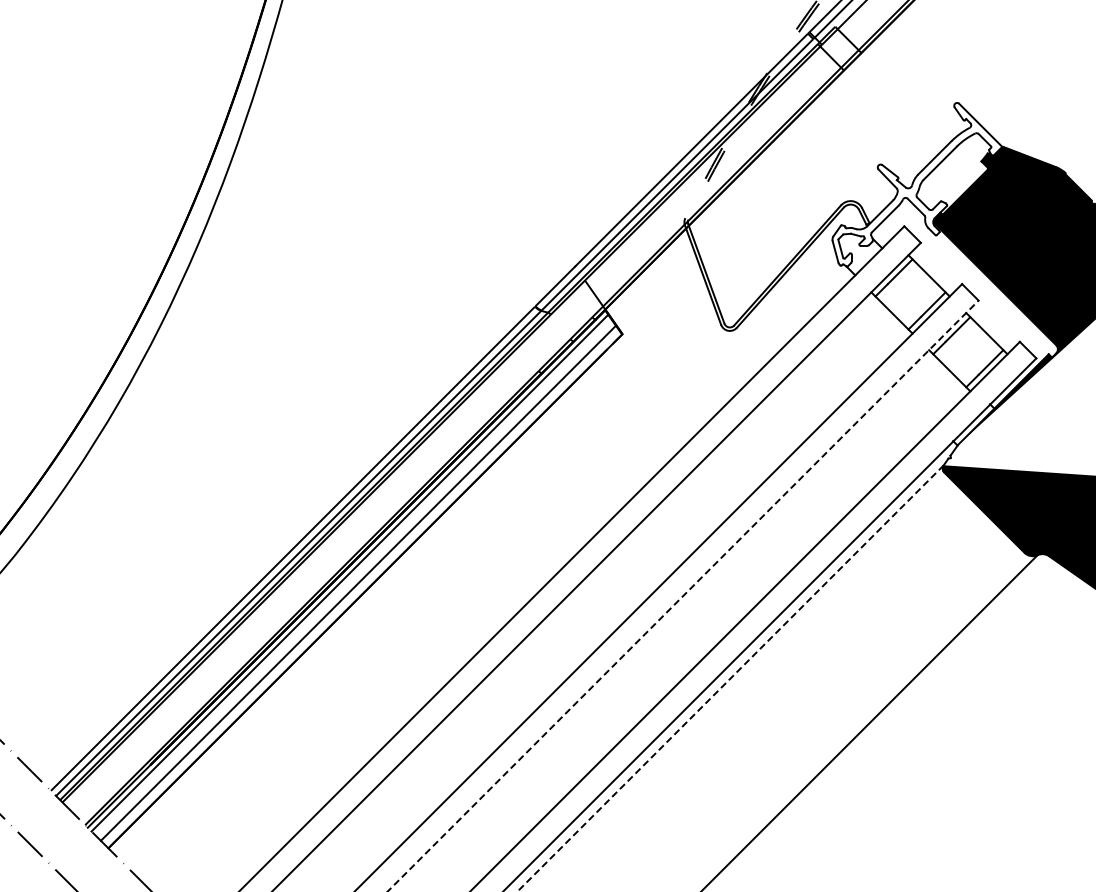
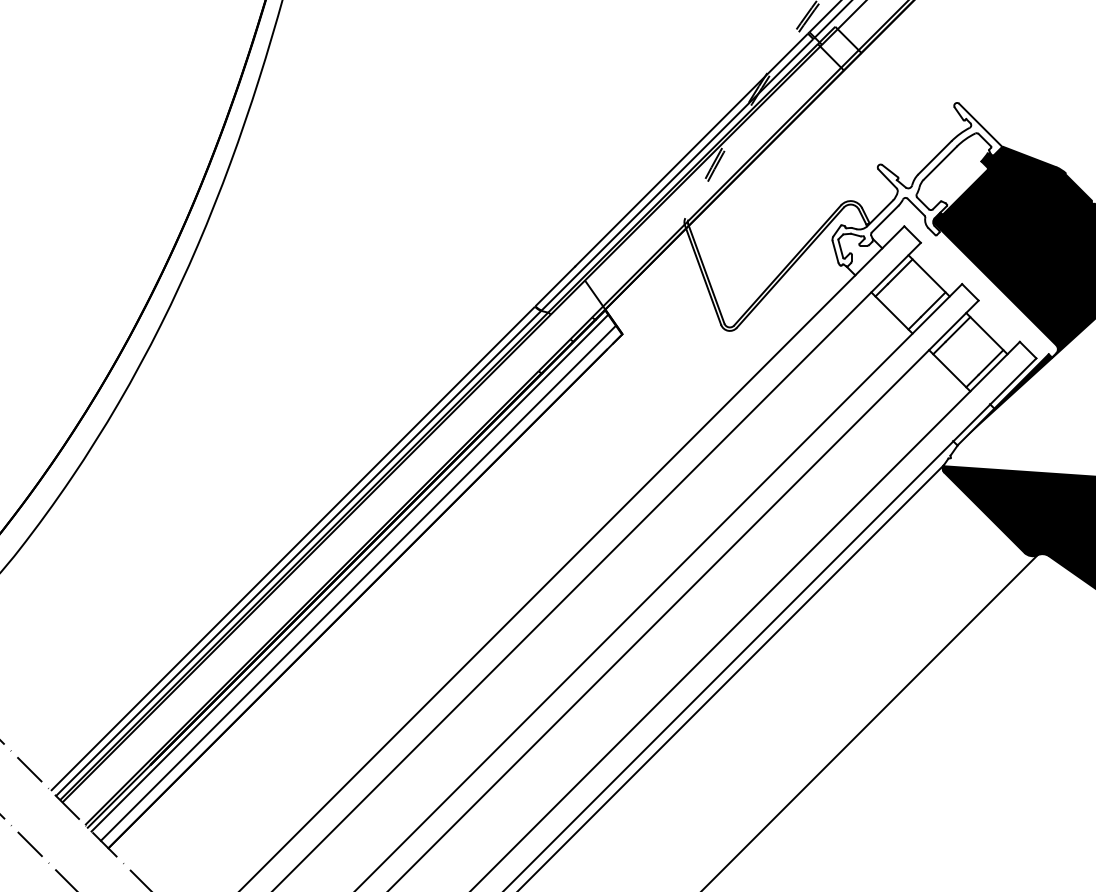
line: dashed -> solid (683, 596)
line: dashed -> solid (730, 678)
